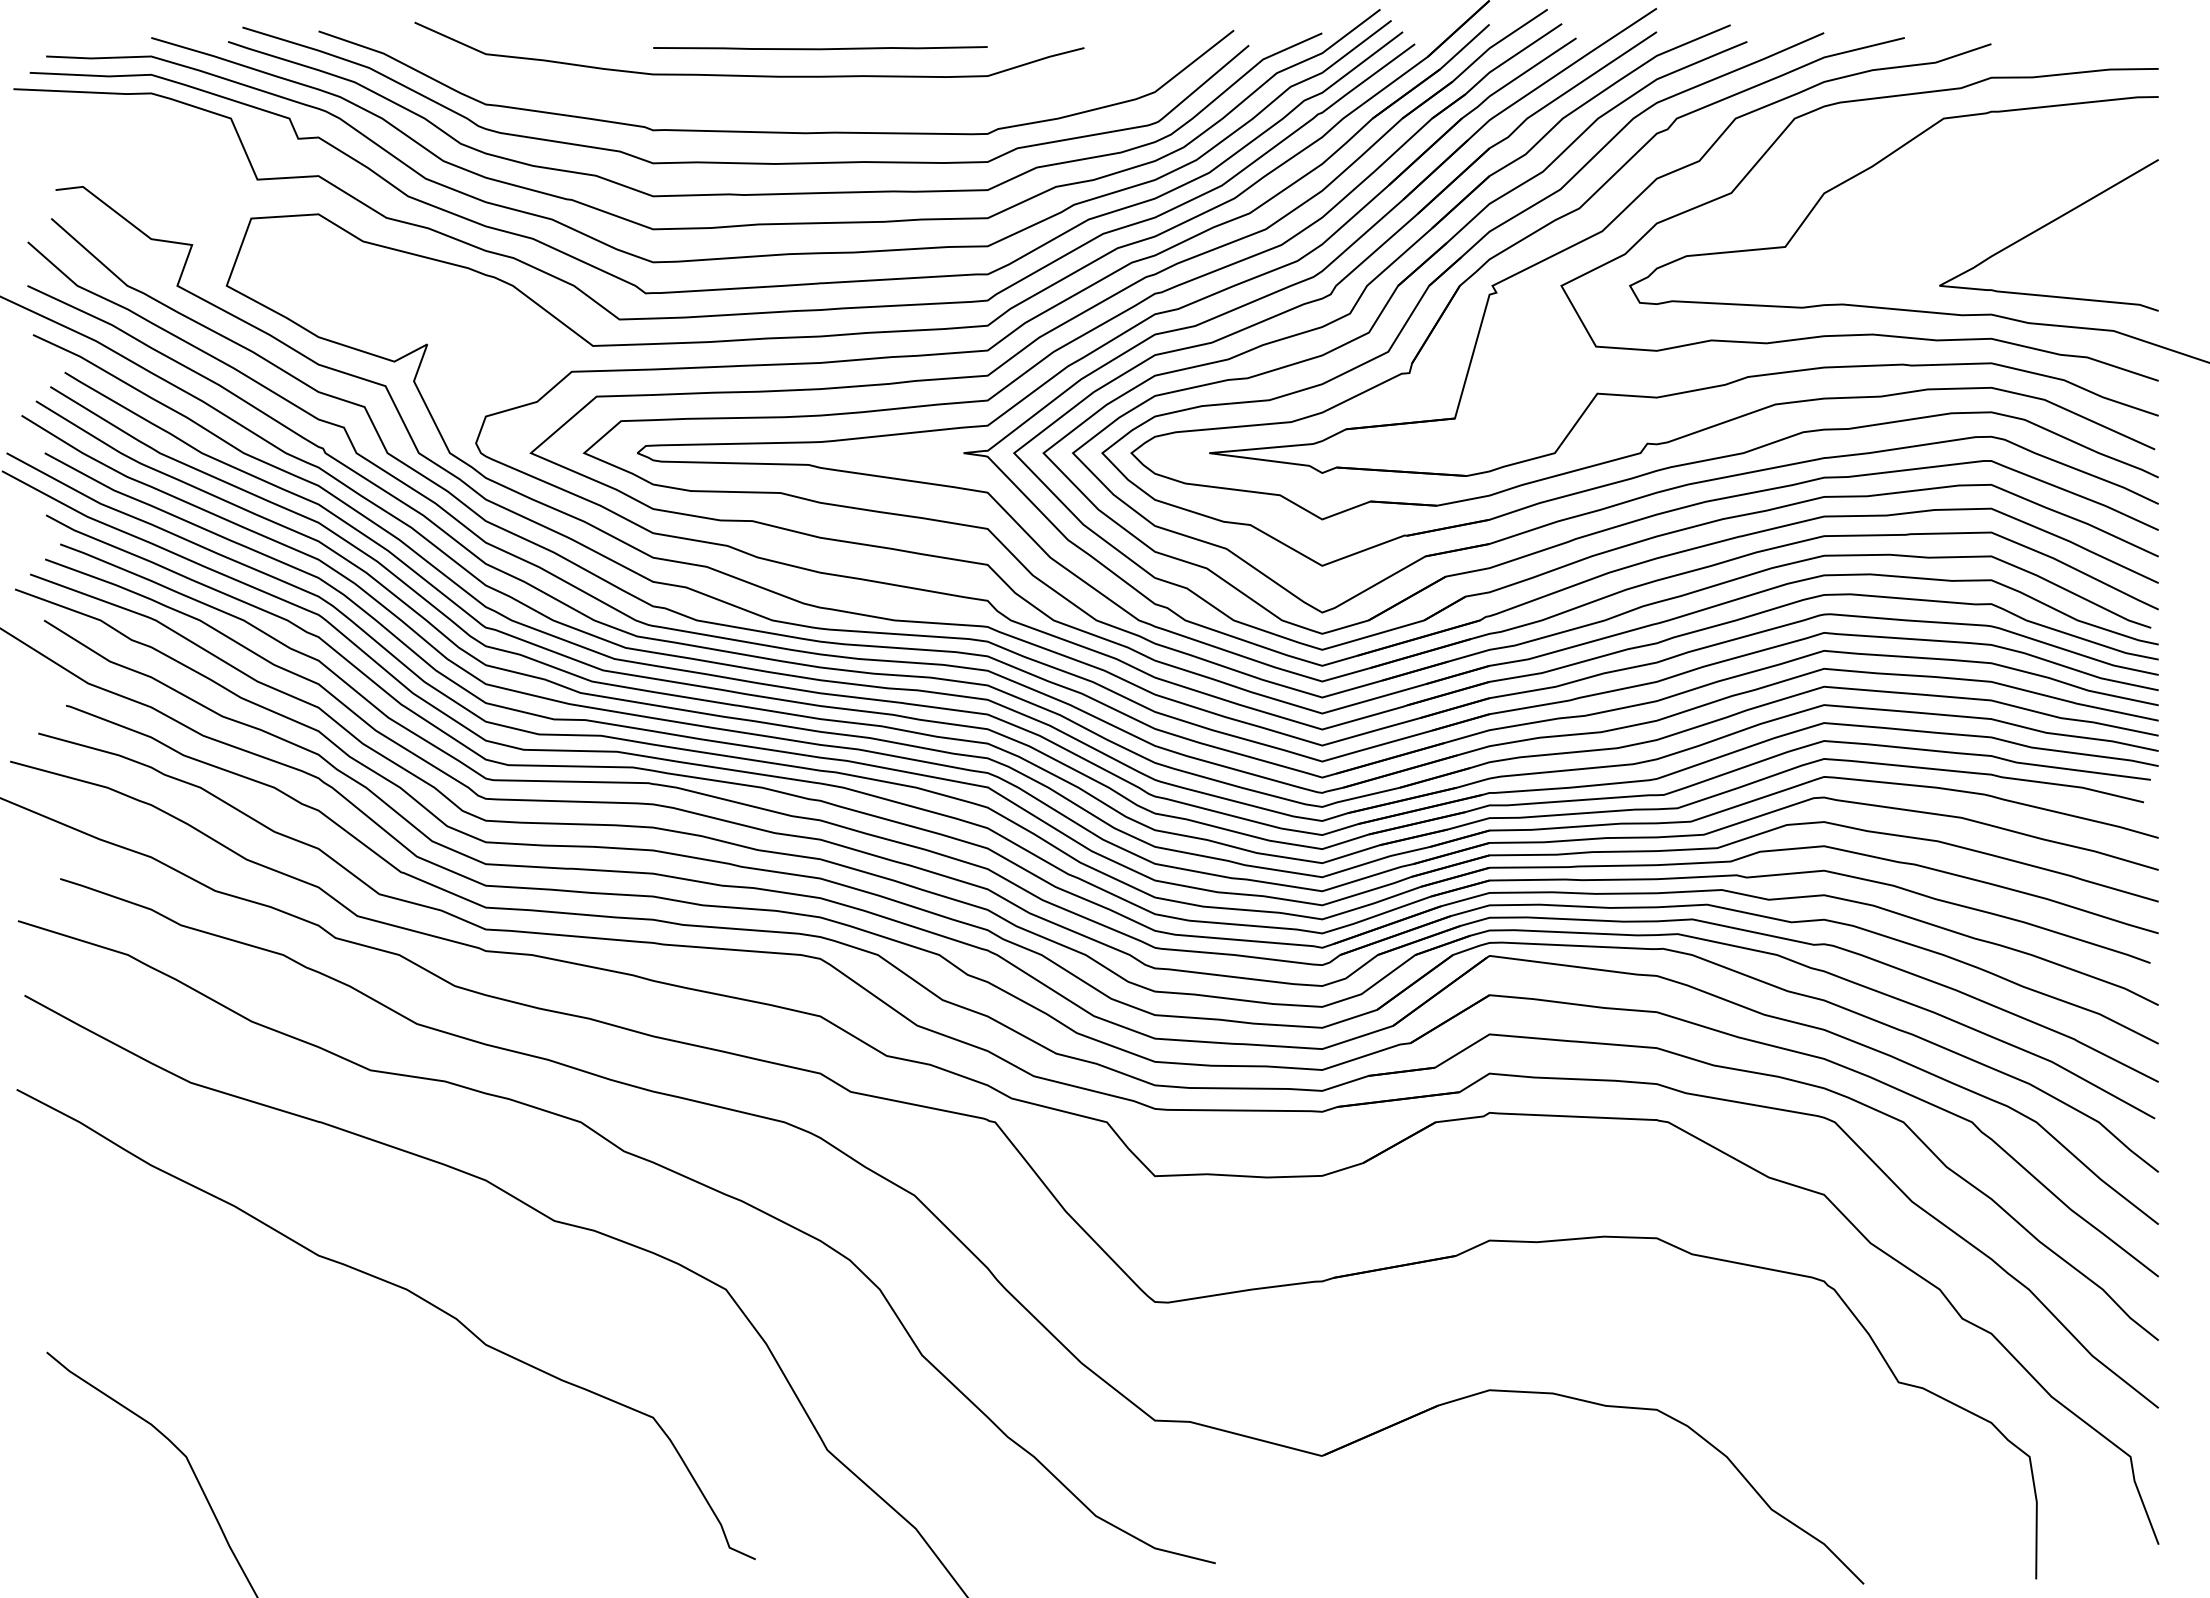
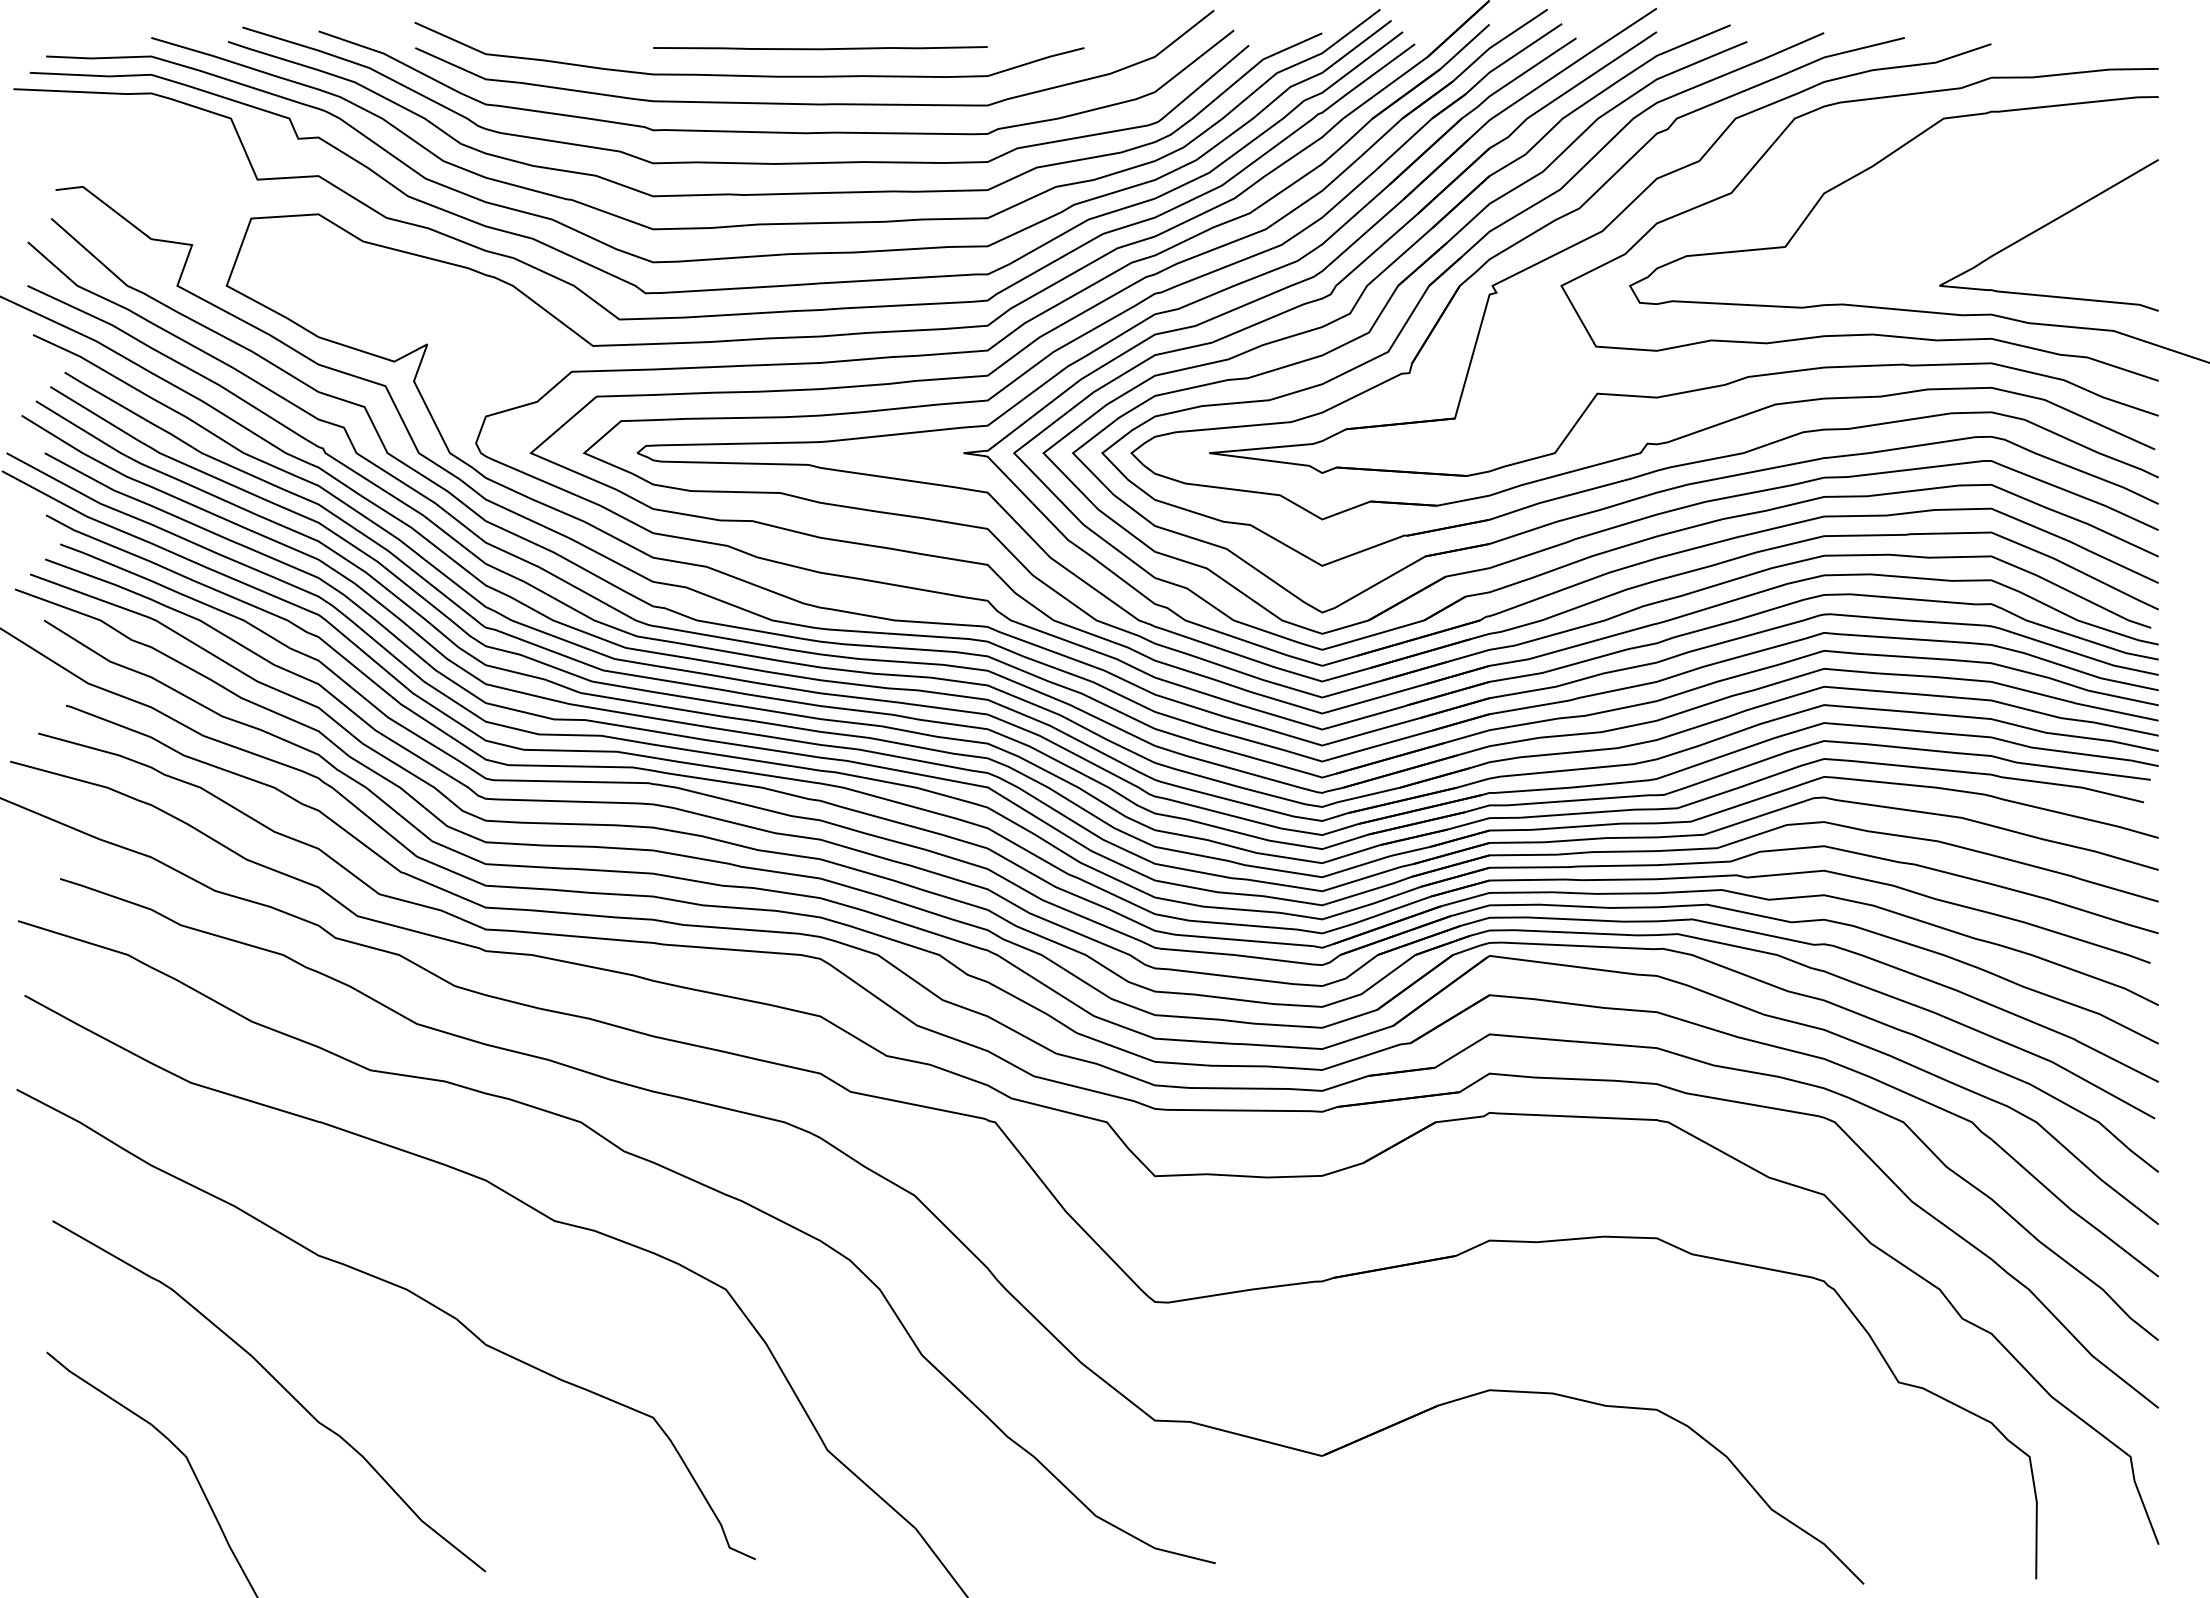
curve: none -> present (814, 103)
curve: none -> present (280, 1385)
